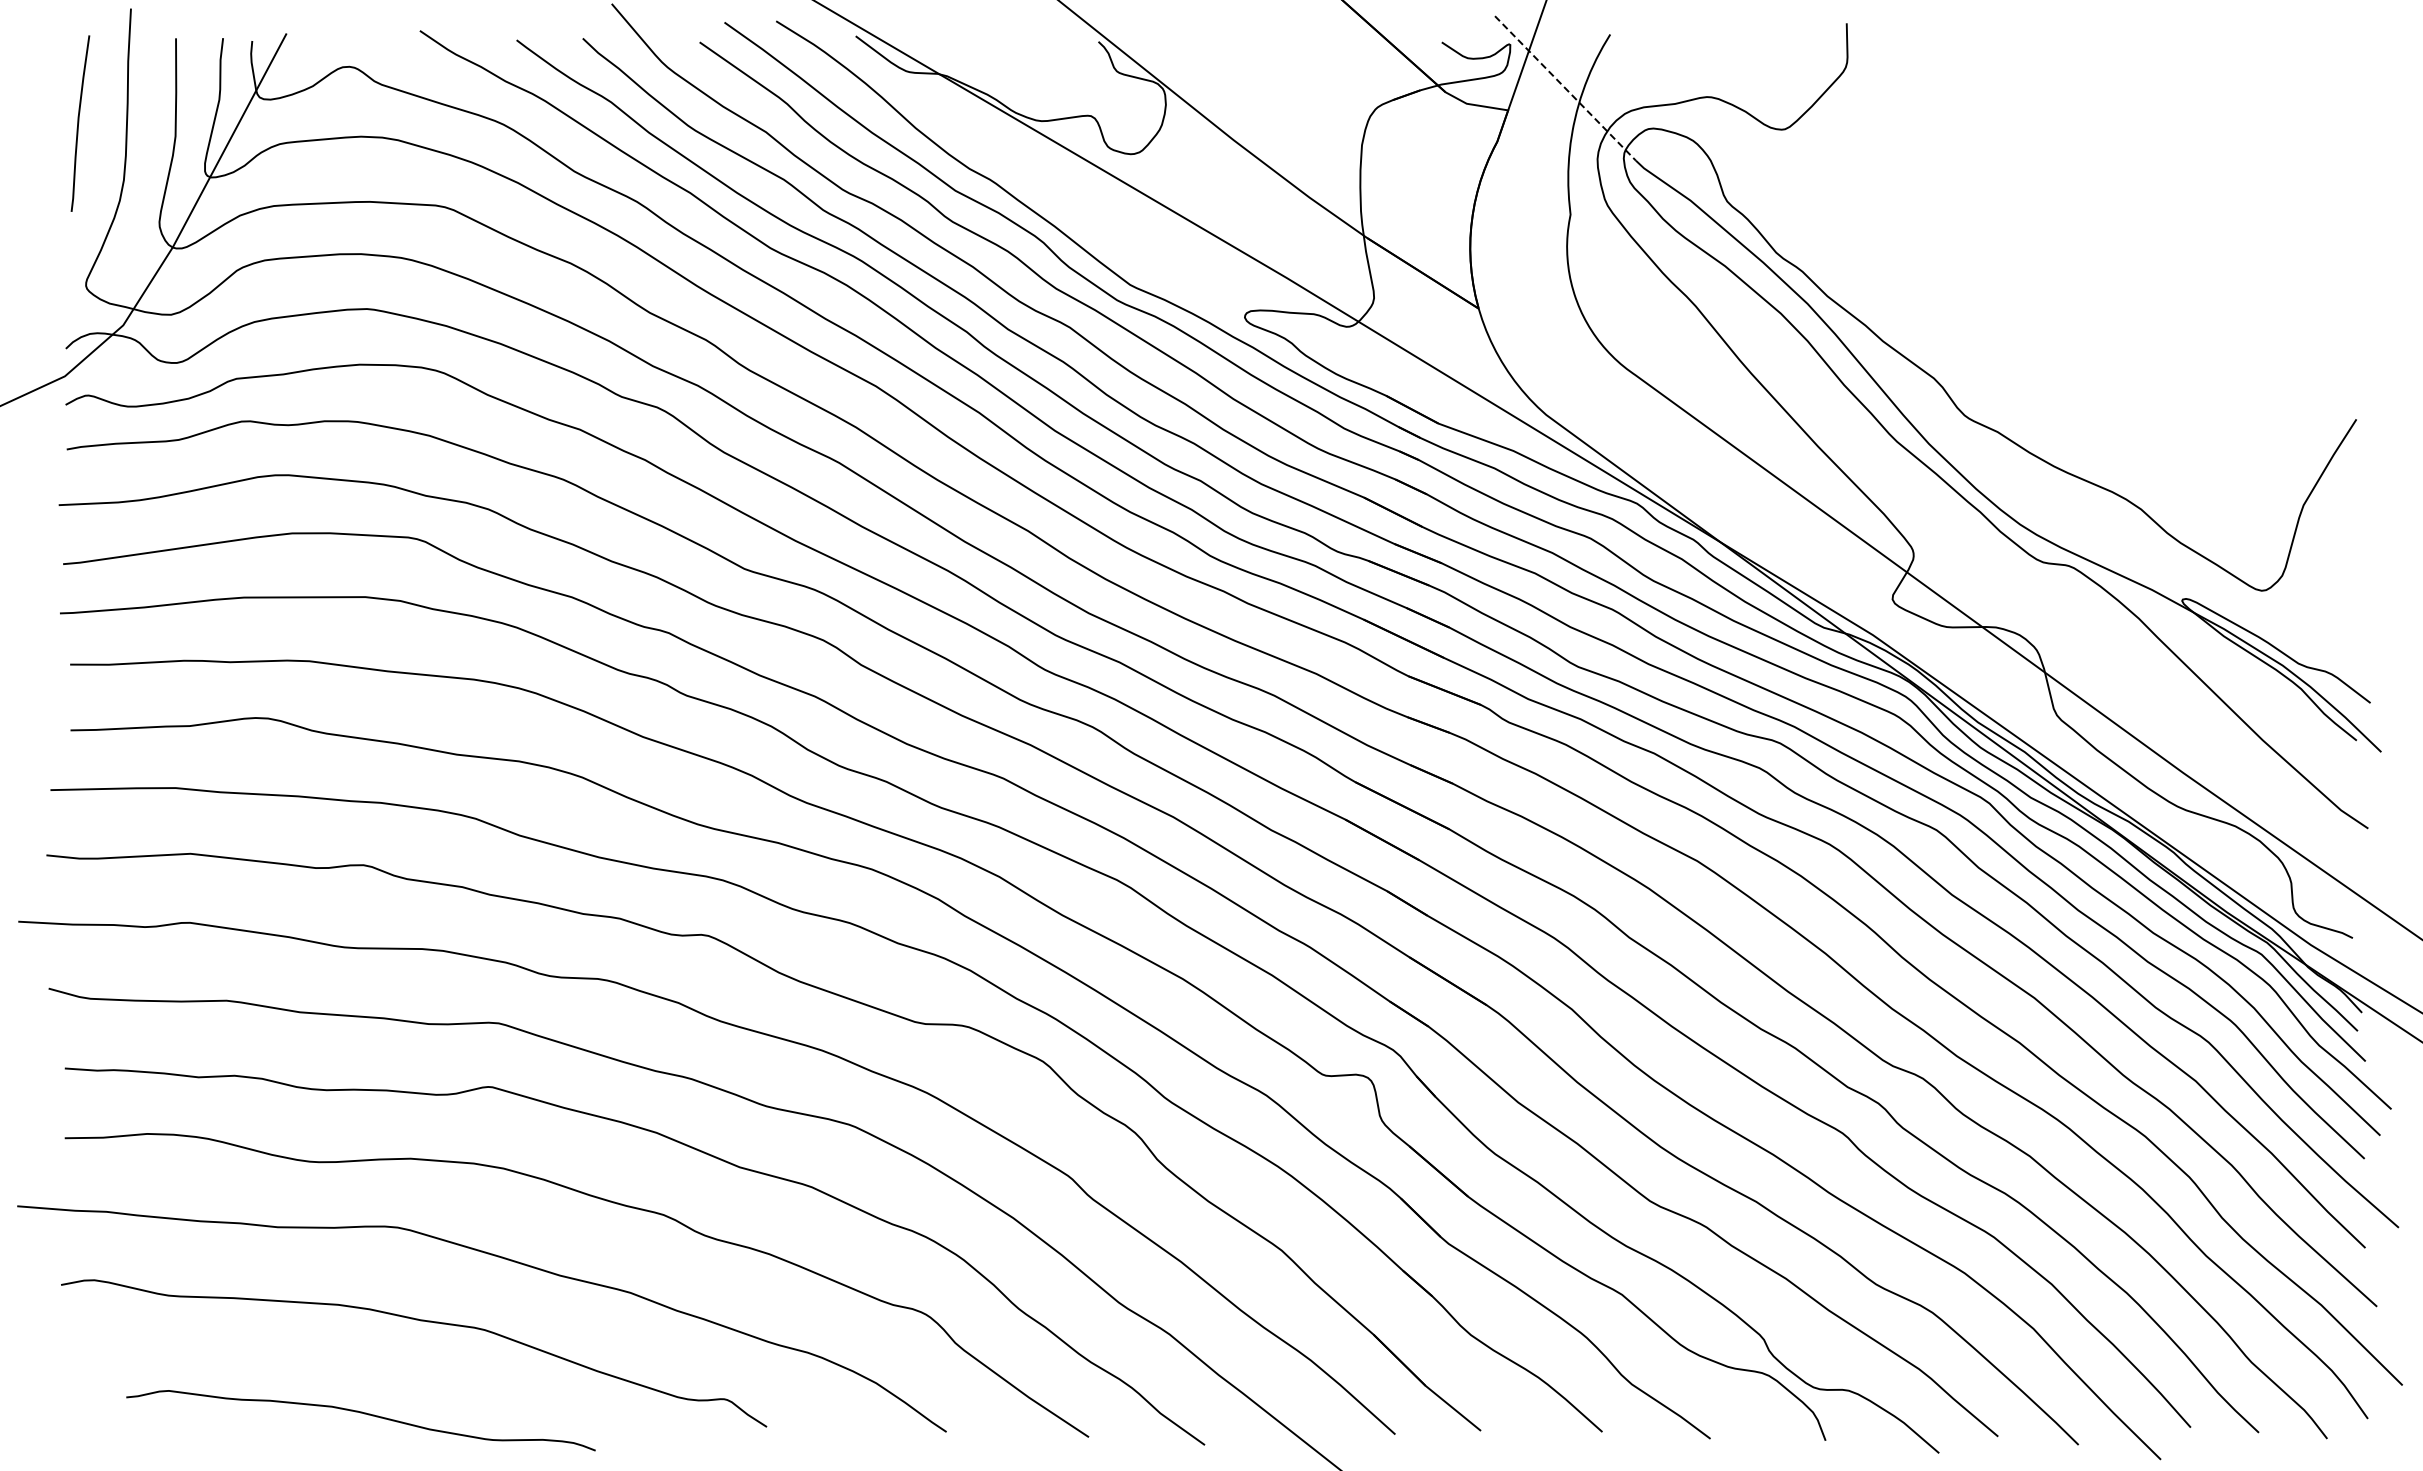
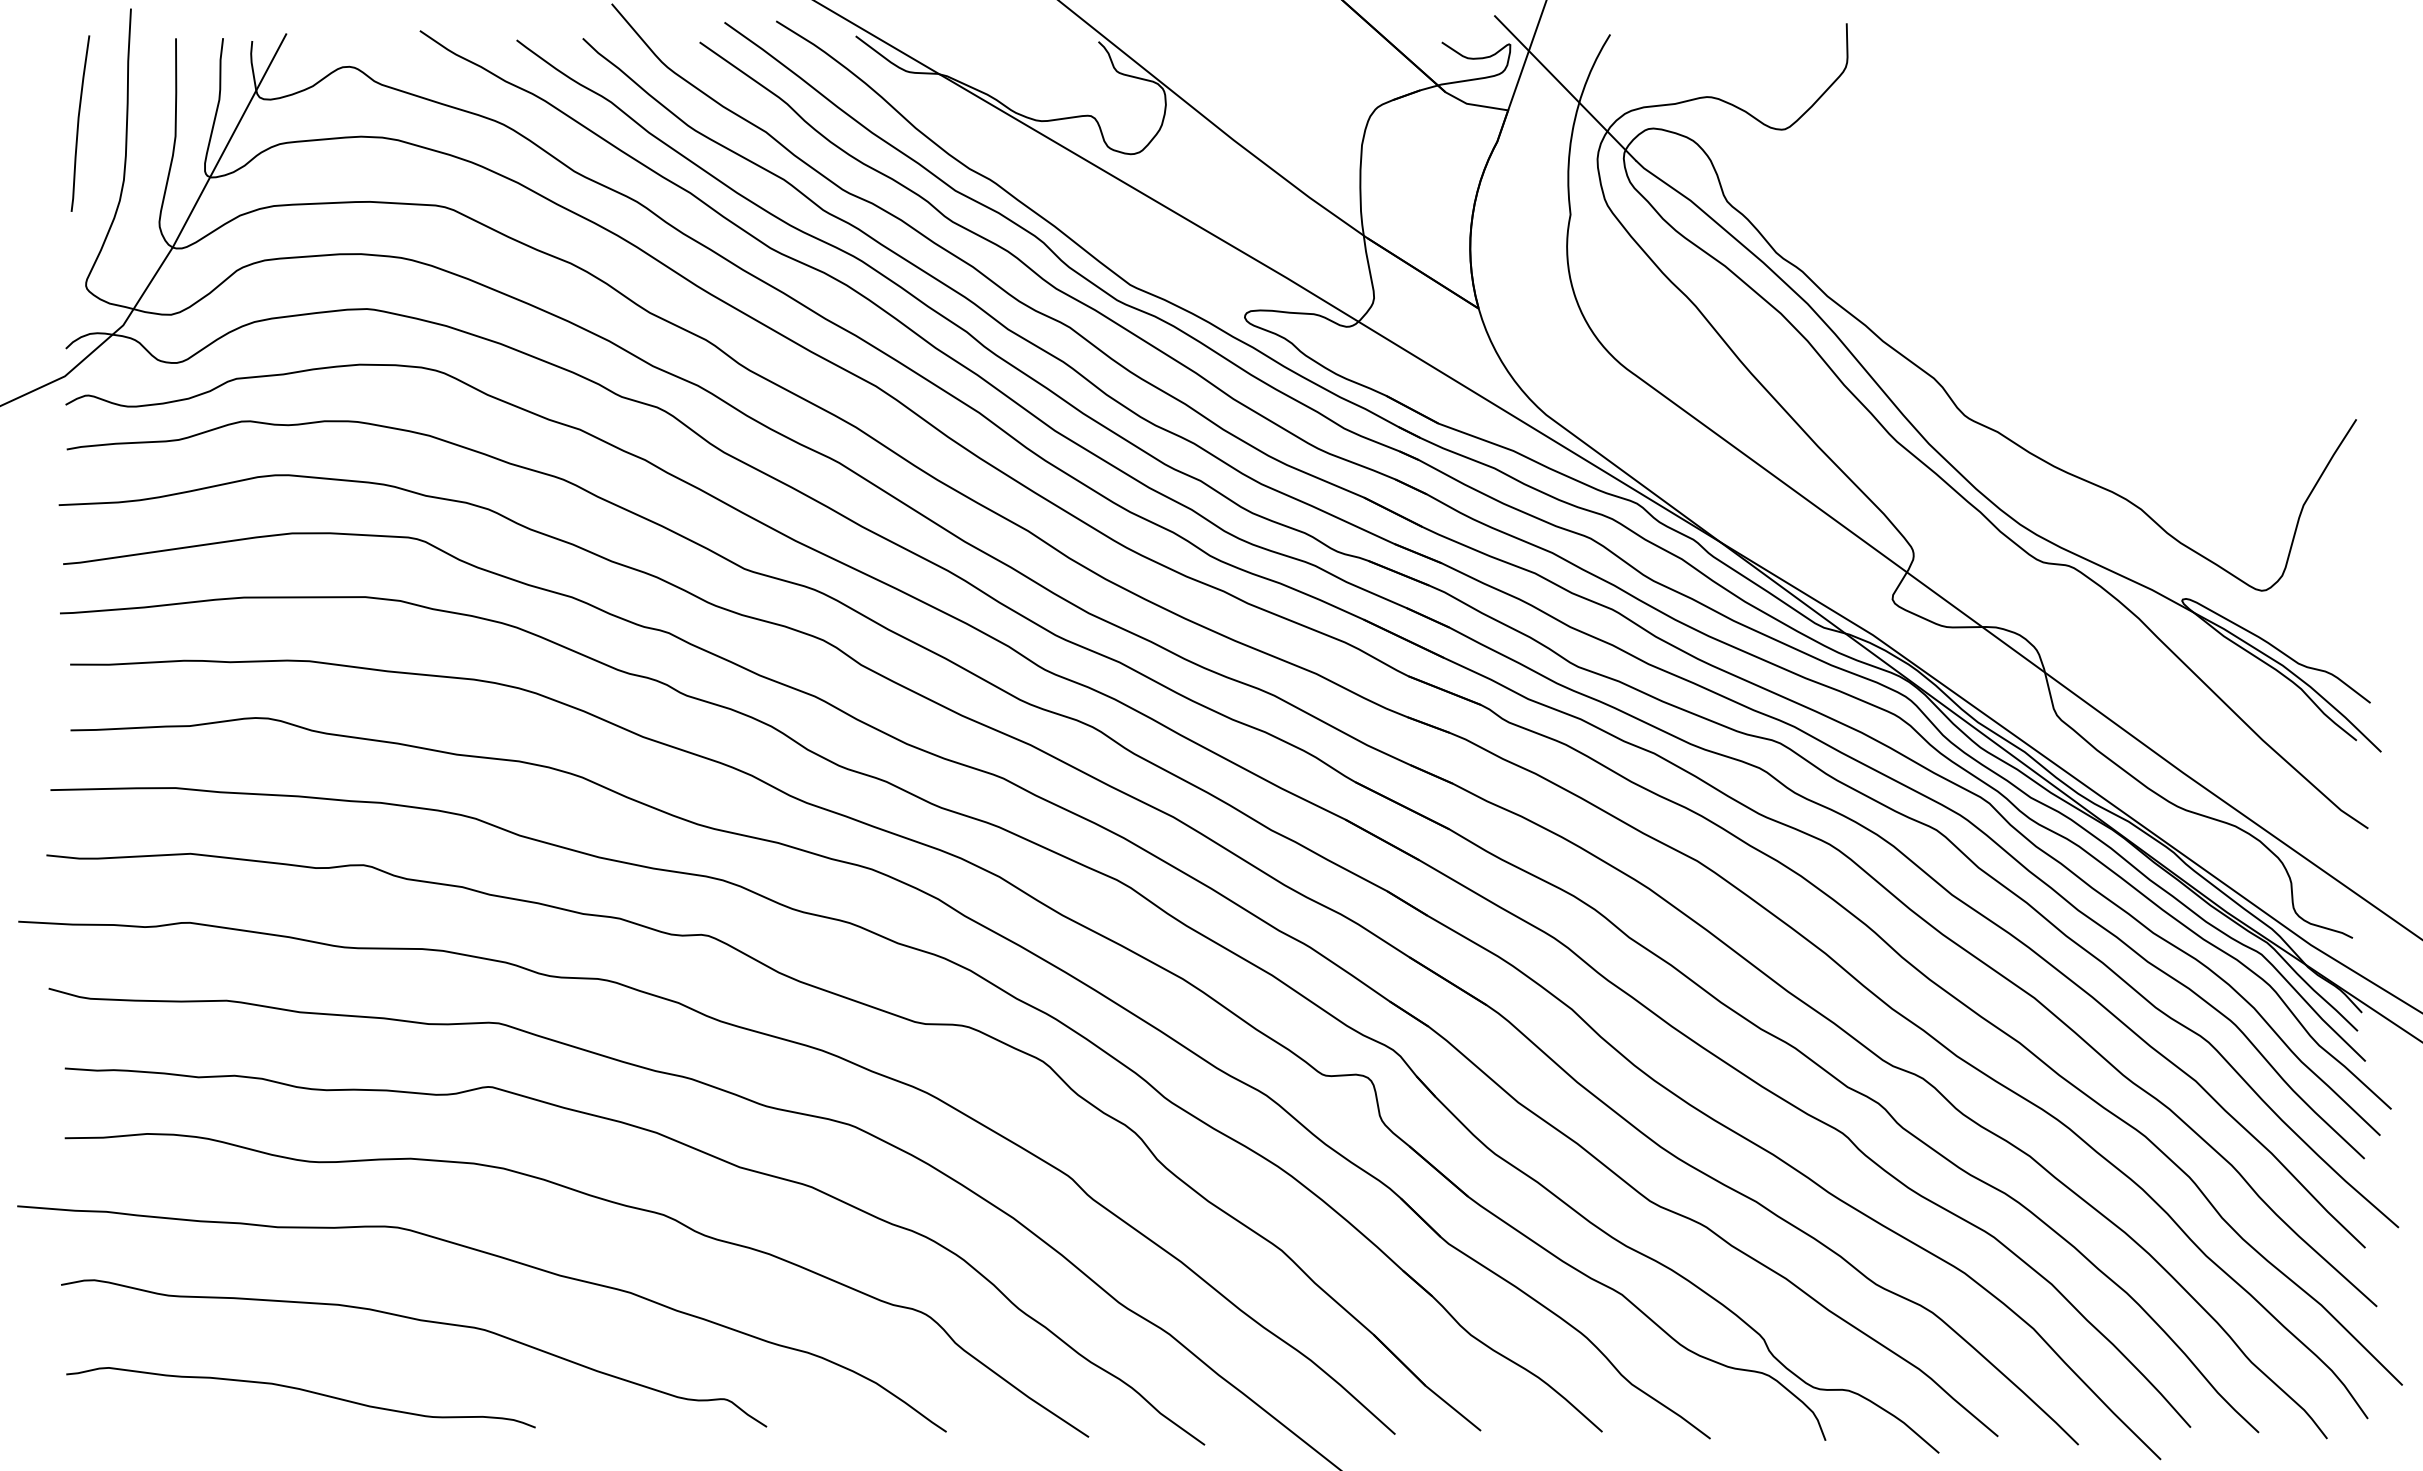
line: dashed -> solid (1565, 88)
curve position: (360, 1413) -> (300, 1390) (300, 1390)
